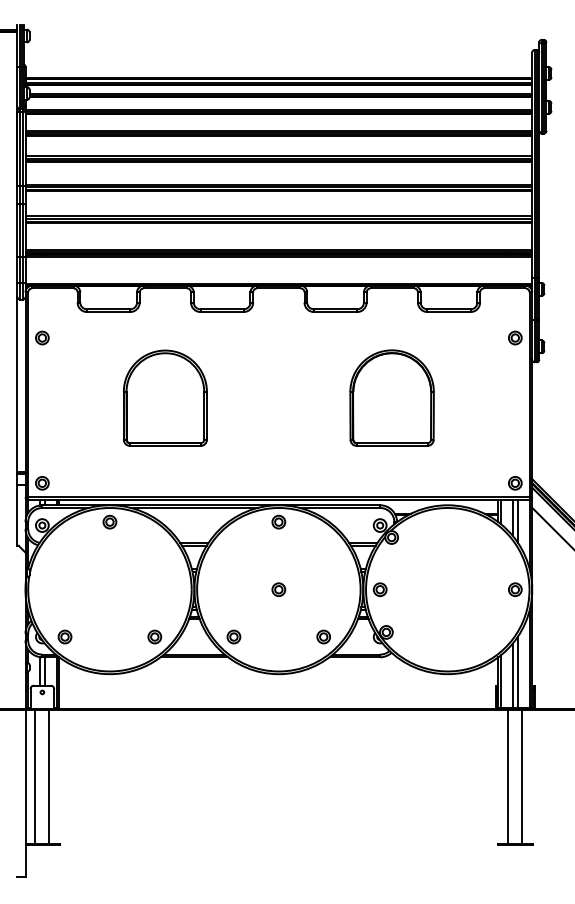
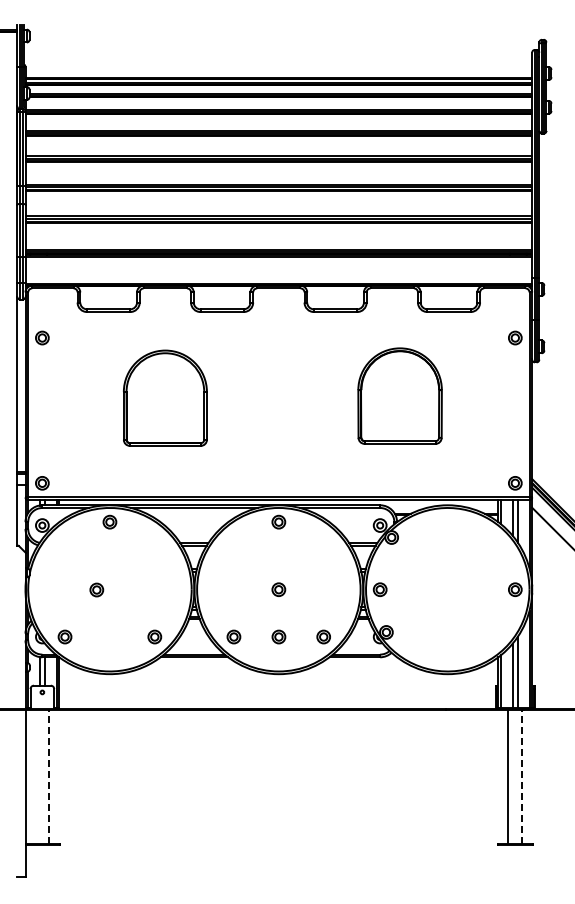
part position: (391, 397) -> (399, 395) (399, 395)
part: none -> present (96, 589)
part: none -> present (278, 636)
line: present -> none (35, 776)
line: solid -> dashed (49, 776)
line: solid -> dashed (522, 776)
